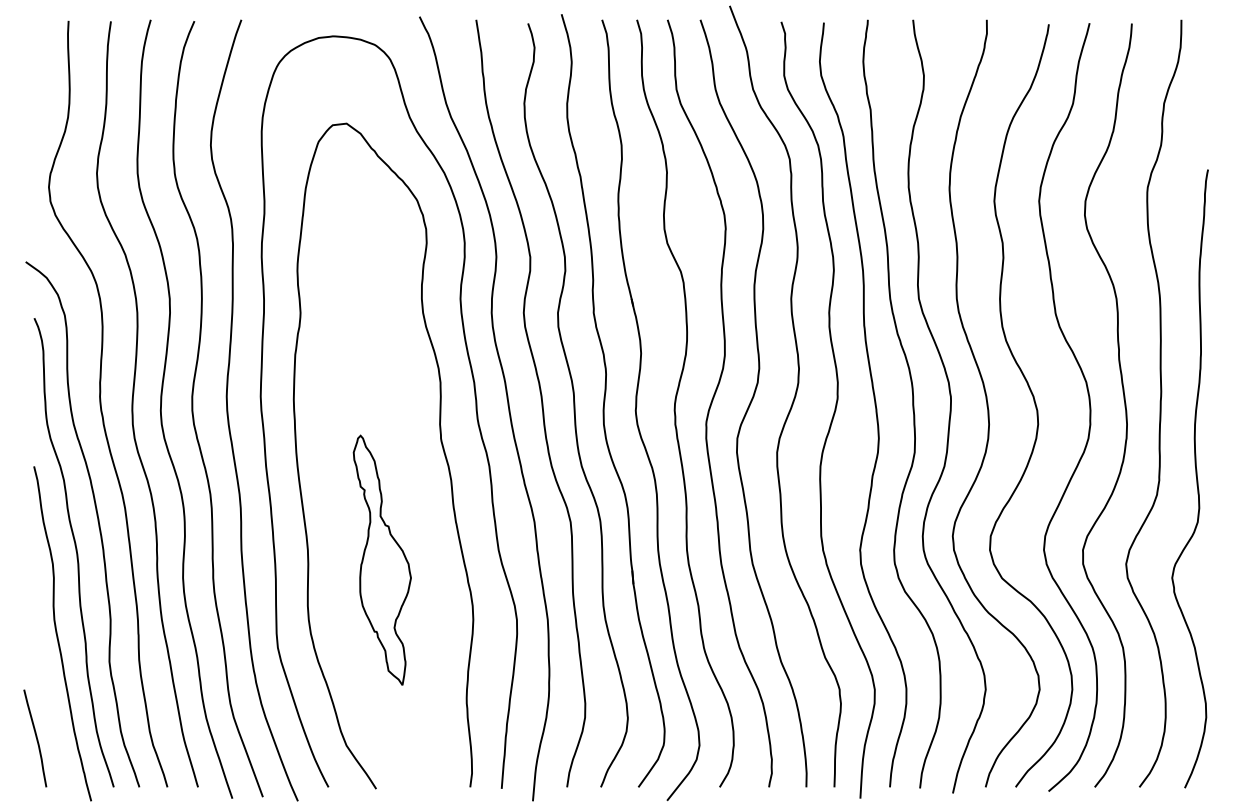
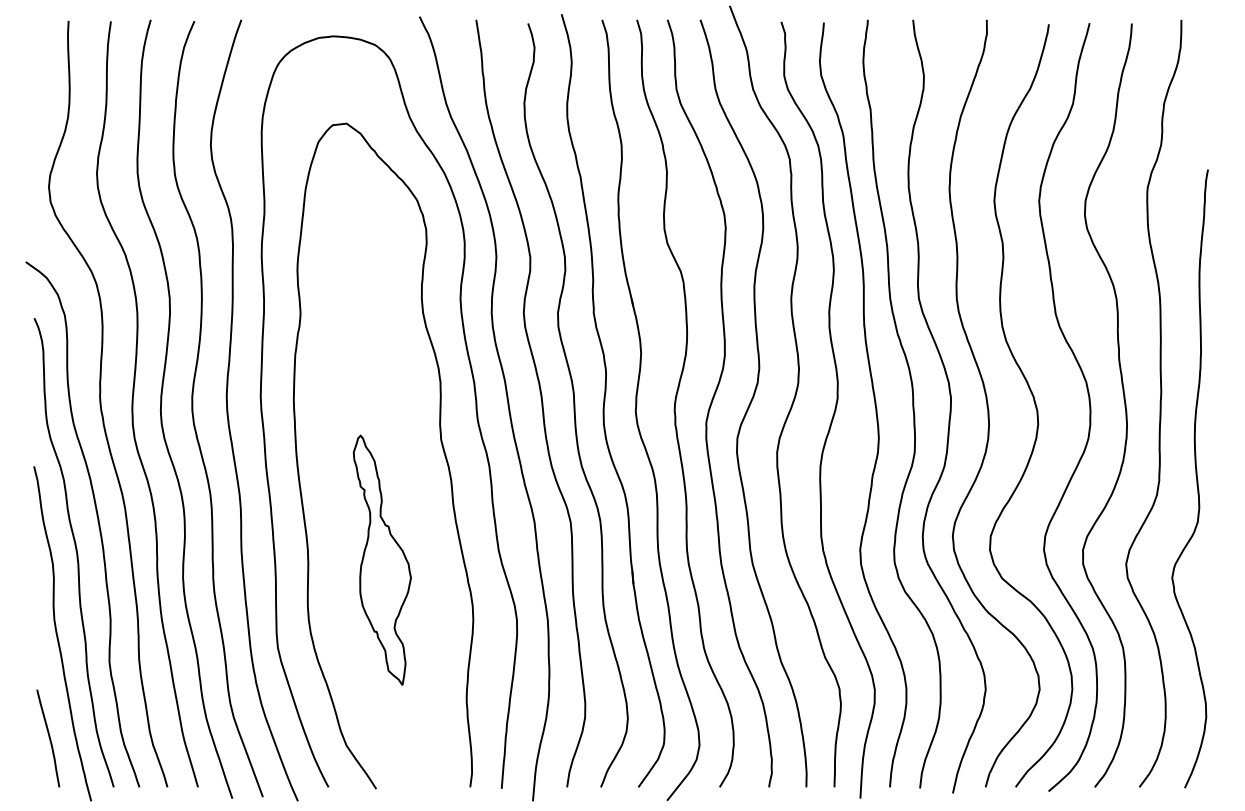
curve position: (35, 737) -> (48, 737) (48, 737)
